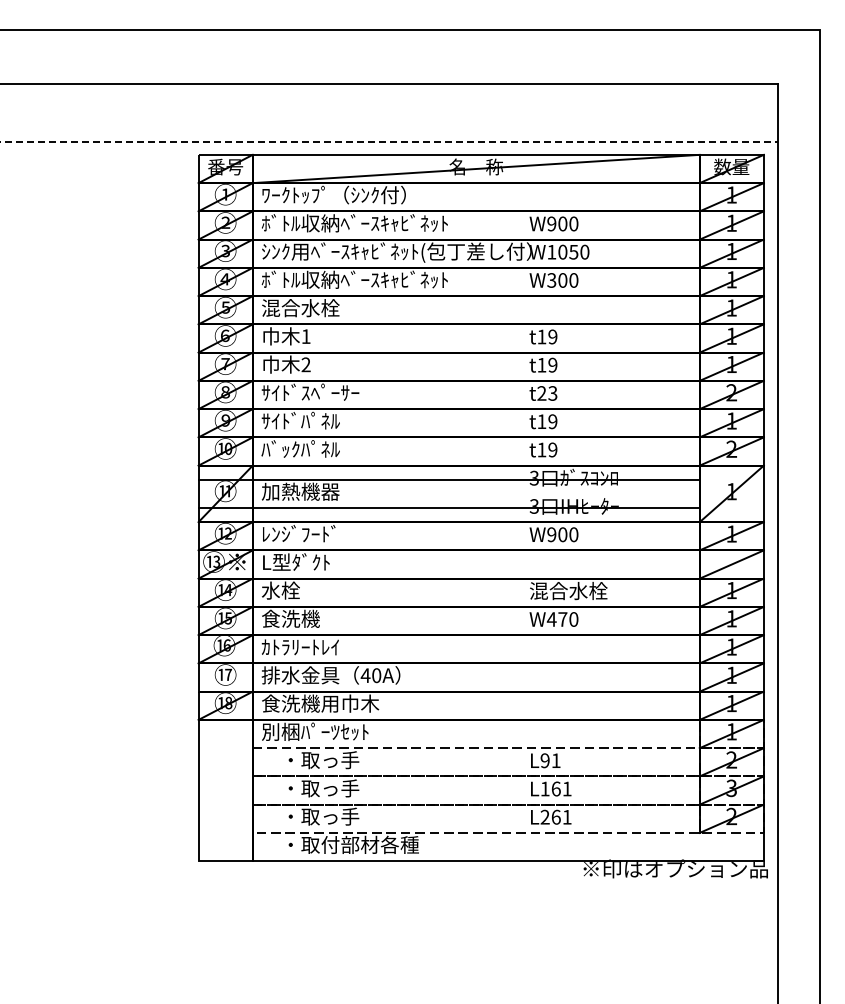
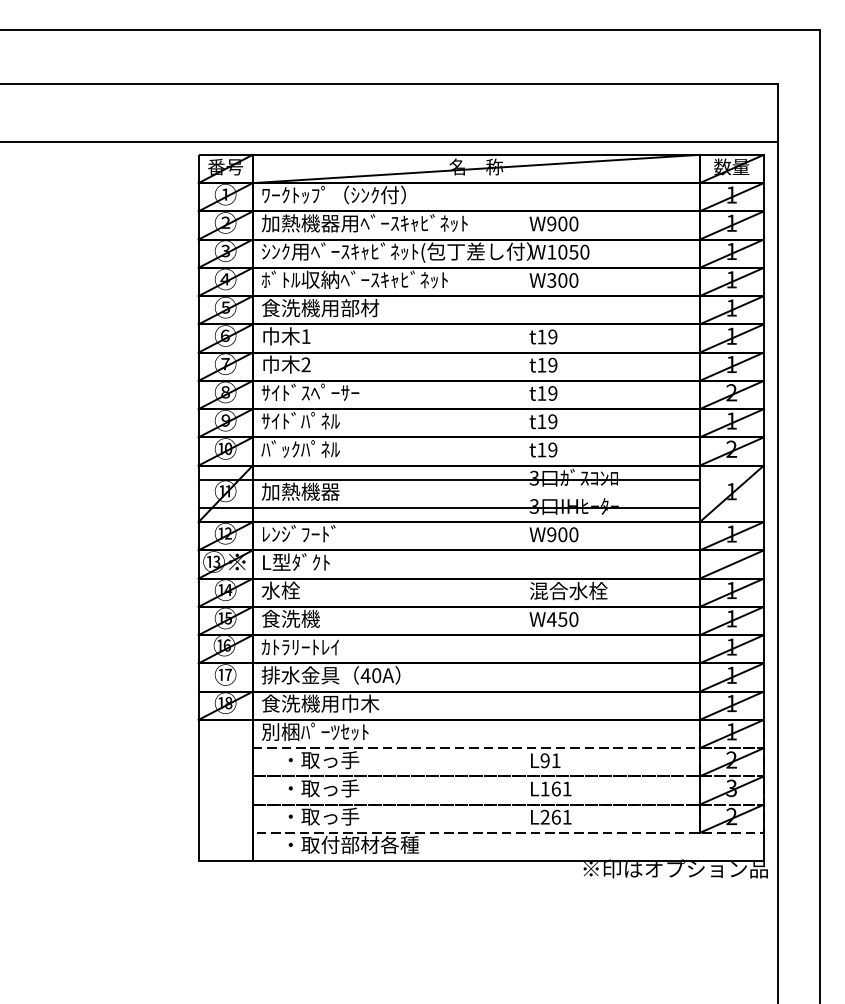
line: dashed -> solid (389, 142)
text: ﾎﾞﾄﾙ収納ﾍﾞｰｽｷｬﾋﾞﾈｯﾄ -> 加熱機器用ﾍﾞｰｽｷｬﾋﾞﾈｯﾄ (364, 223)
text: 混合水栓 -> 食洗機用部材 (320, 308)
text: t23 -> t19 (547, 393)
text: W470 -> W450 (562, 619)
